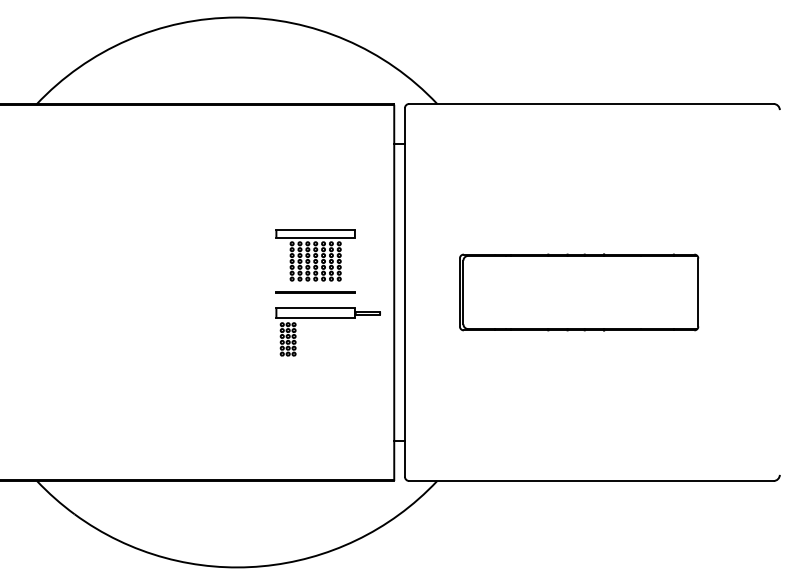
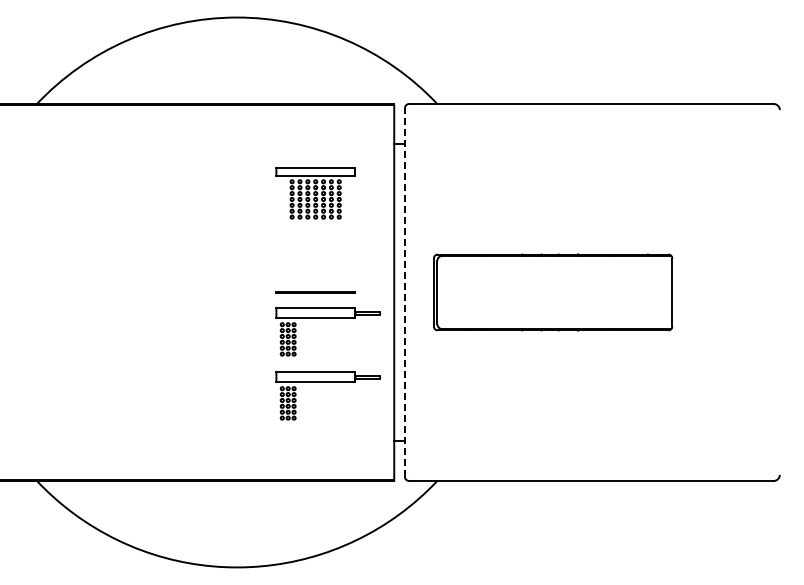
part position: (315, 255) -> (315, 193) (315, 193)
line: solid -> dashed (404, 292)
part position: (579, 292) -> (553, 292) (553, 292)
part: none -> present (327, 382)
